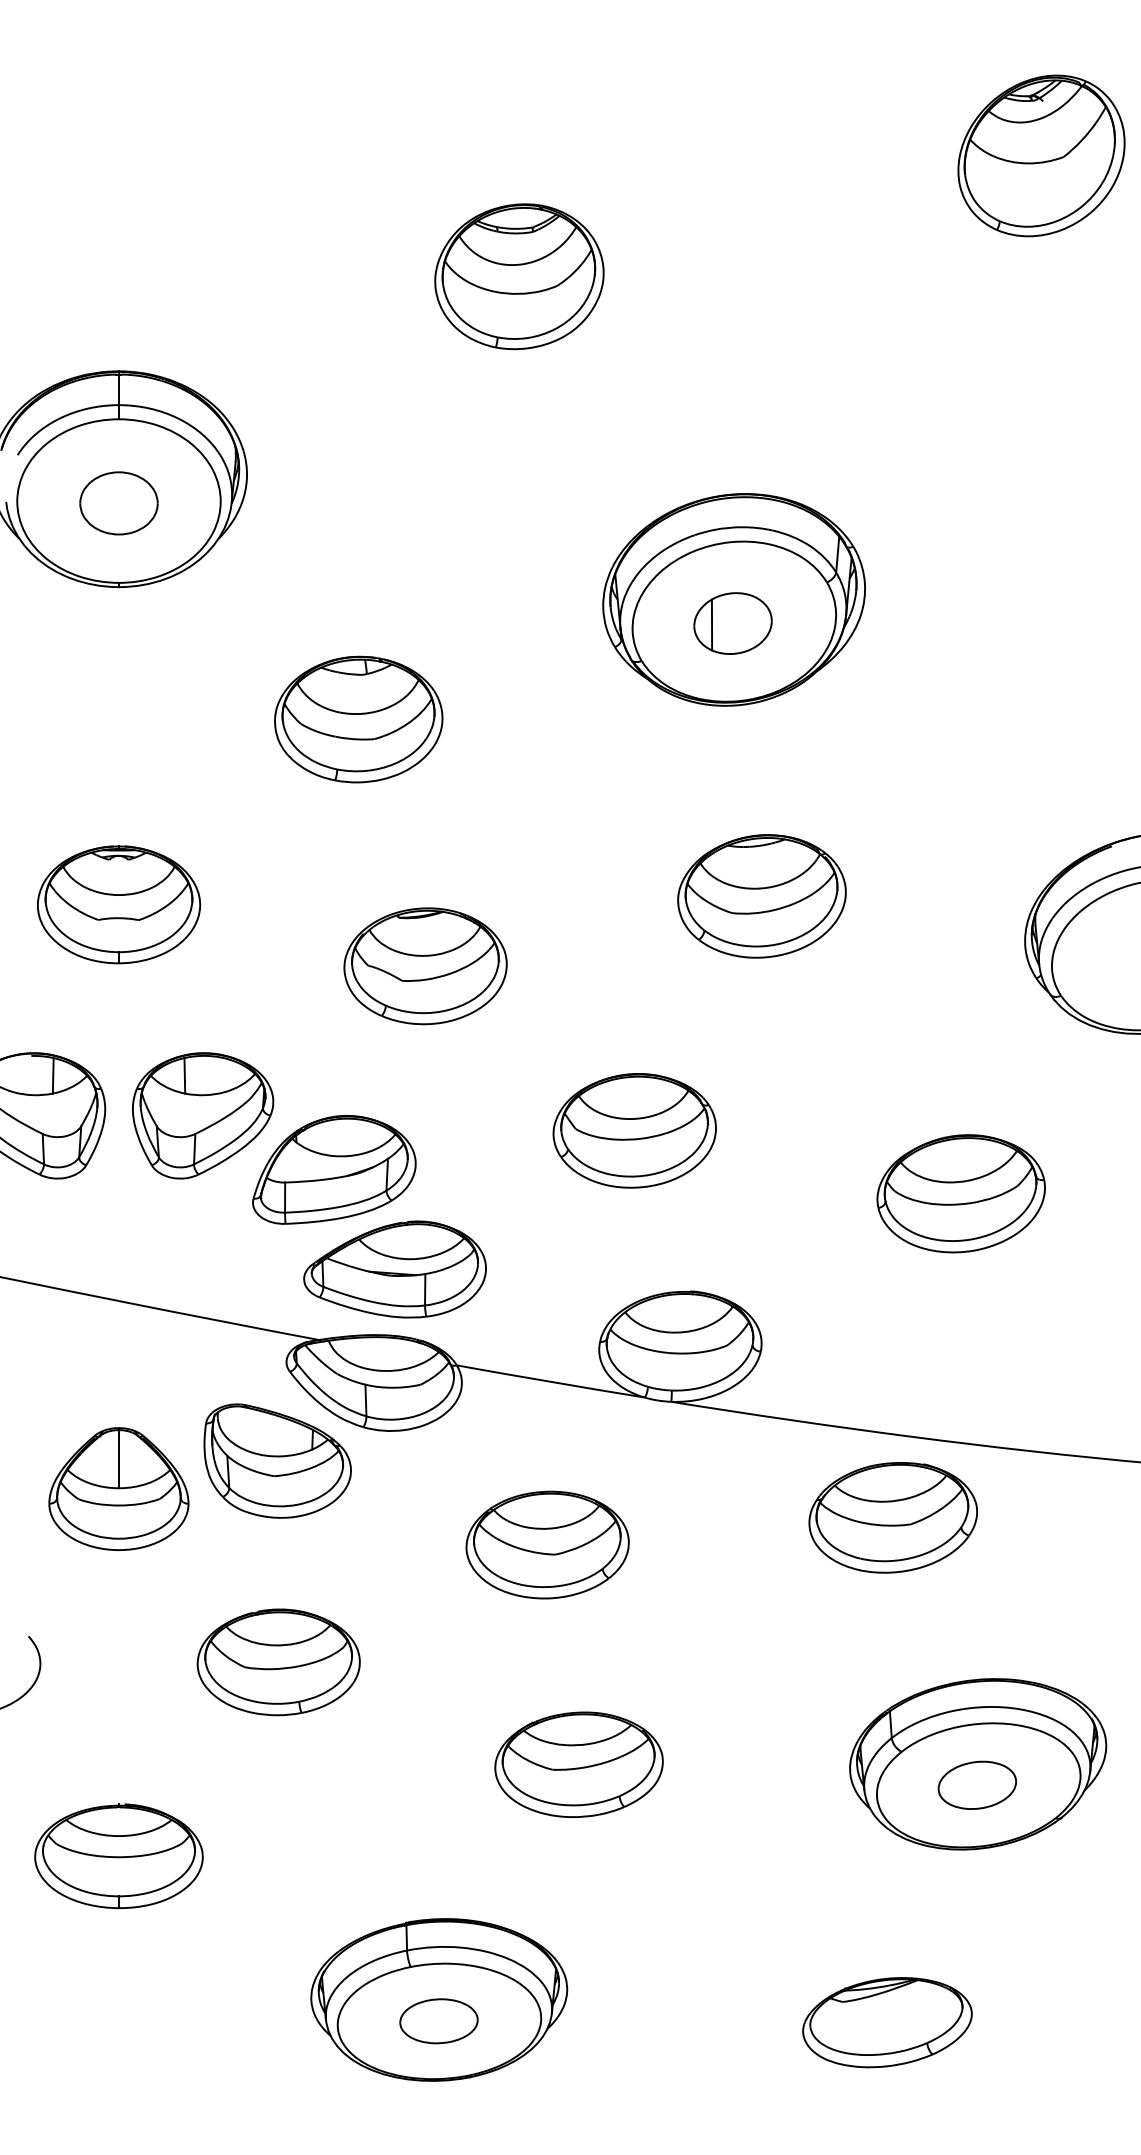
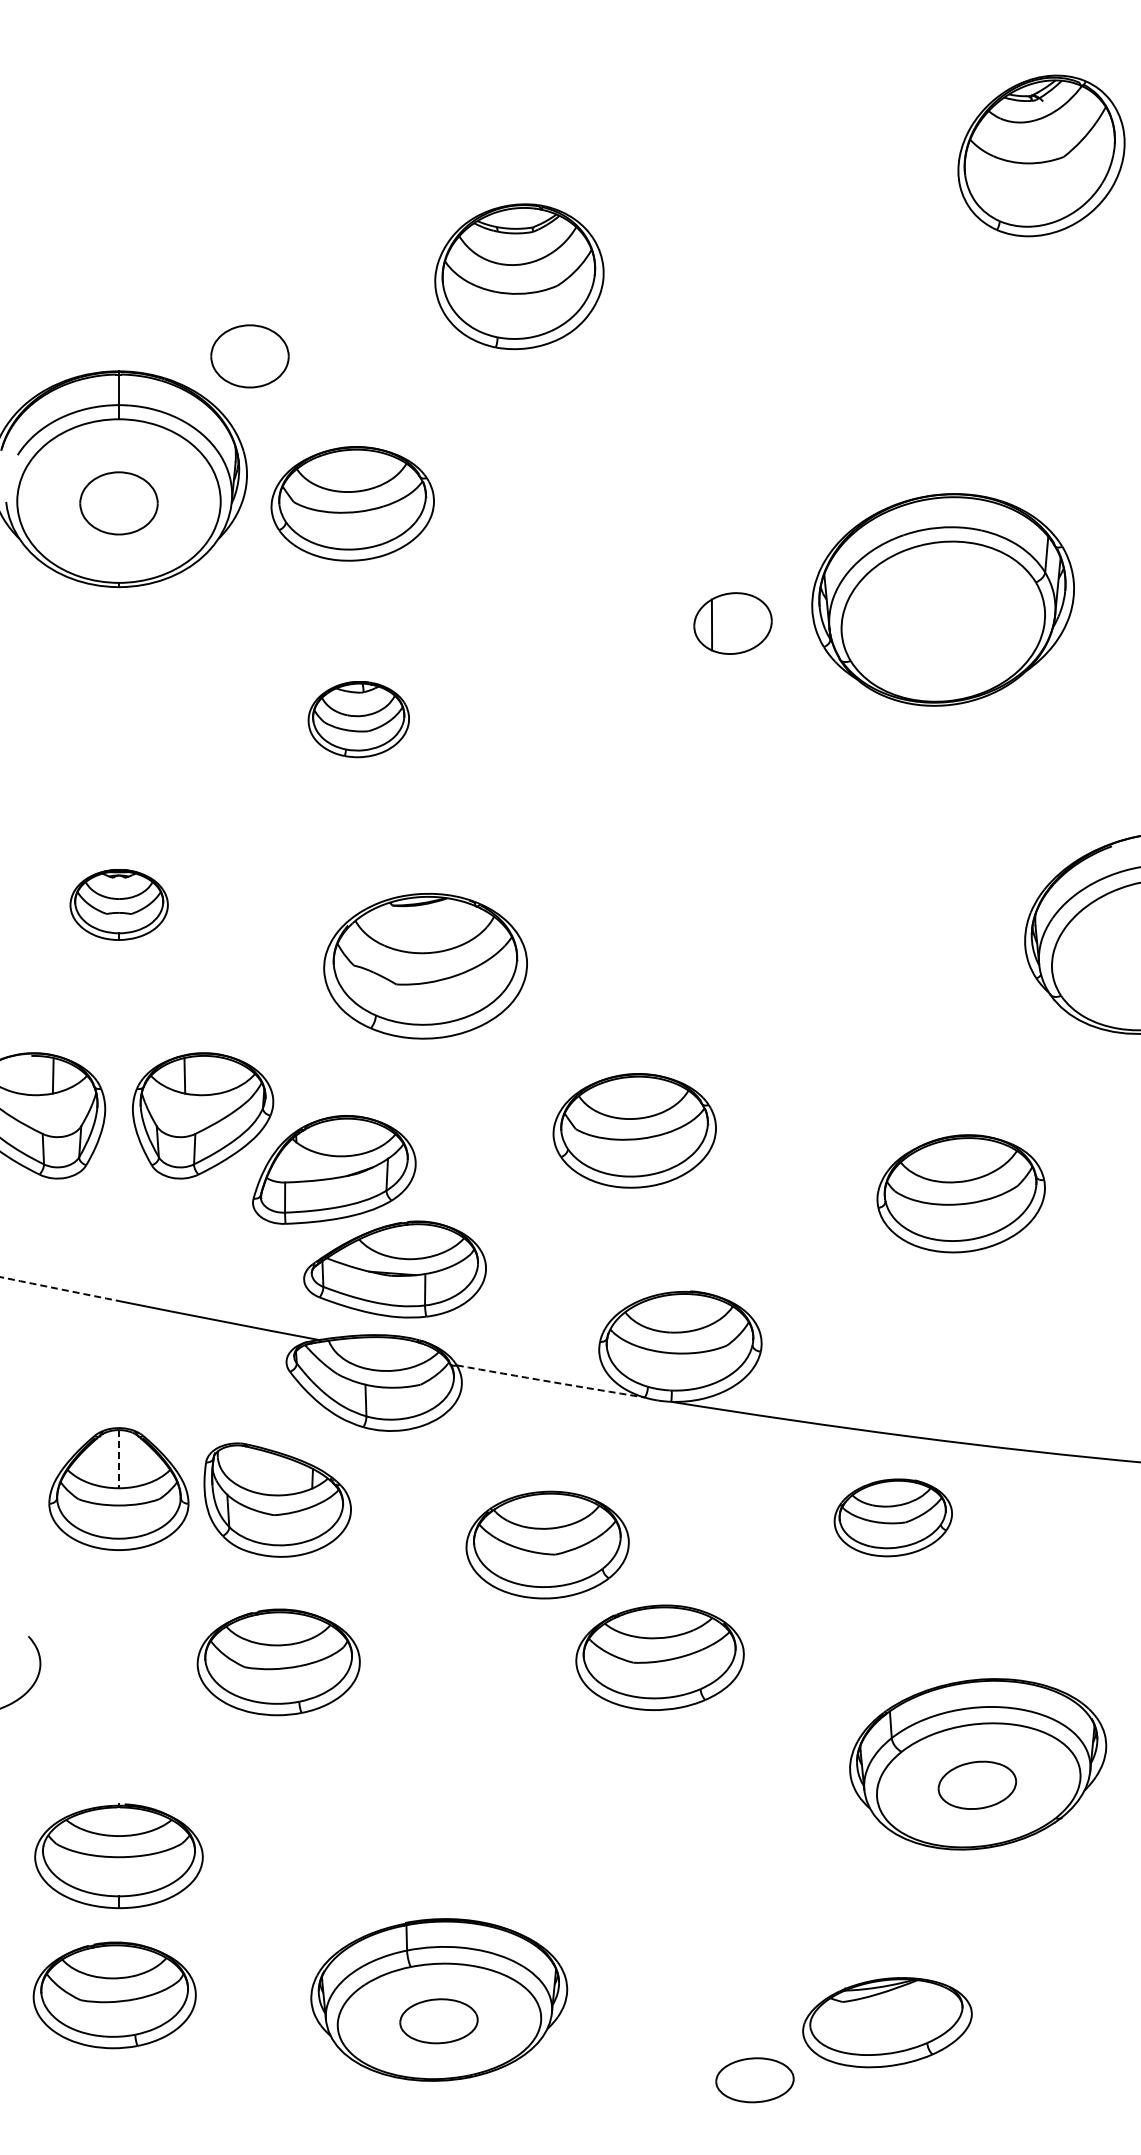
part: none -> present (249, 356)
part: none -> present (352, 503)
part position: (733, 599) -> (942, 599) (942, 599)
part size: 170x129 px -> 103x78 px (358, 719)
part: present -> none (761, 896)
part size: 165x120 px -> 100x72 px (118, 904)
part size: 165x119 px -> 205x147 px (425, 966)
arc: solid -> dashed (60, 1289)
arc: solid -> dashed (550, 1381)
line: solid -> dashed (118, 1459)
part position: (277, 1460) -> (277, 1499) (277, 1499)
part size: 171x112 px -> 120x80 px (892, 1517)
part position: (578, 1764) -> (659, 1657) (659, 1657)
part: none -> present (114, 1995)
part: none -> present (754, 2080)
